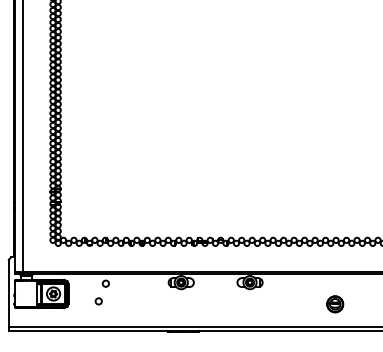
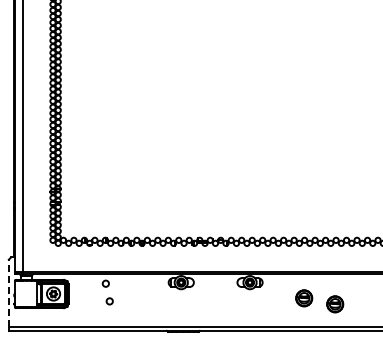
line: solid -> dashed (8, 292)
part: none -> present (304, 298)
circle position: (98, 301) -> (109, 301) (109, 301)
